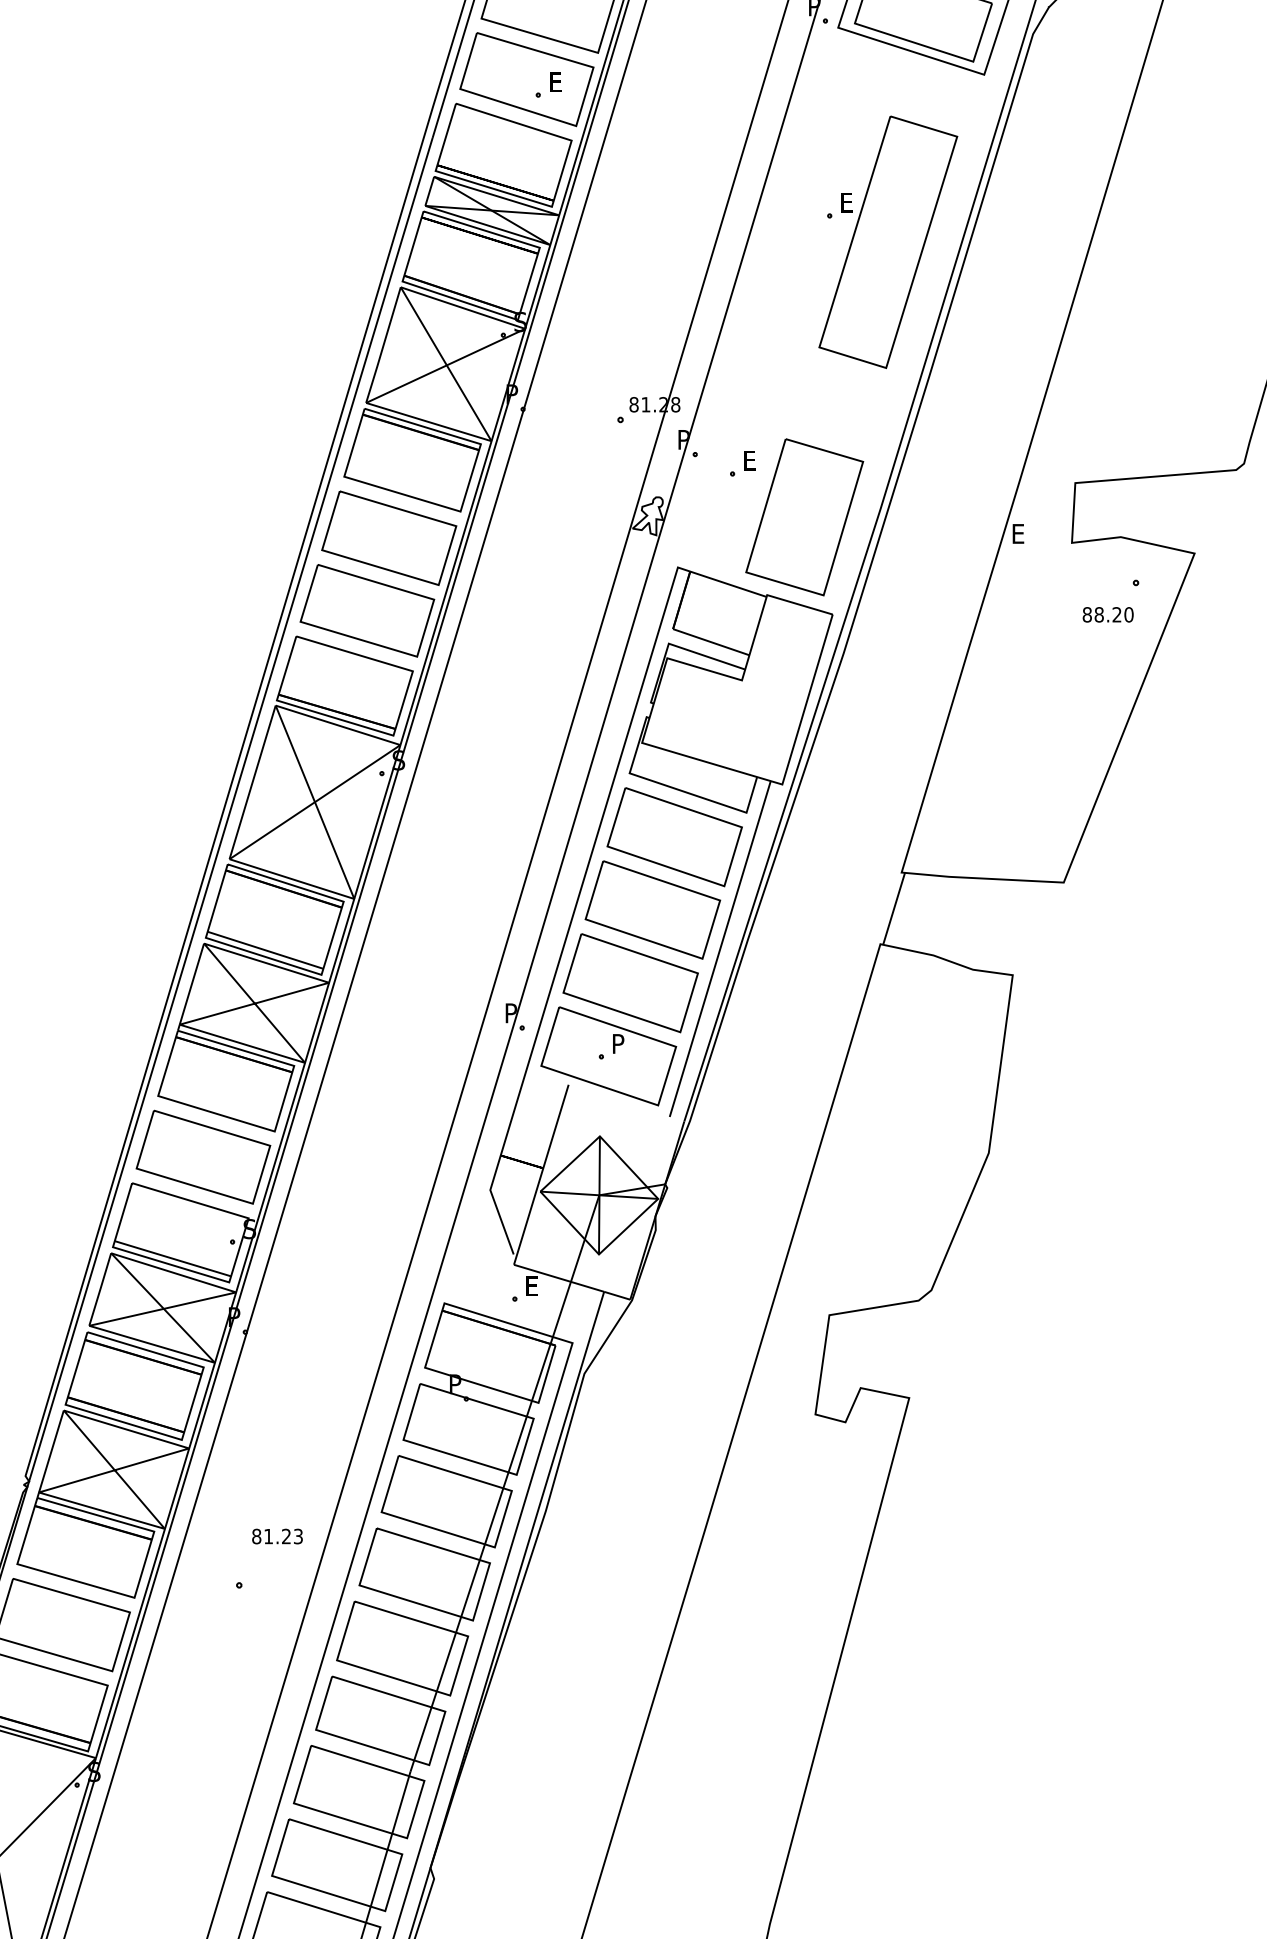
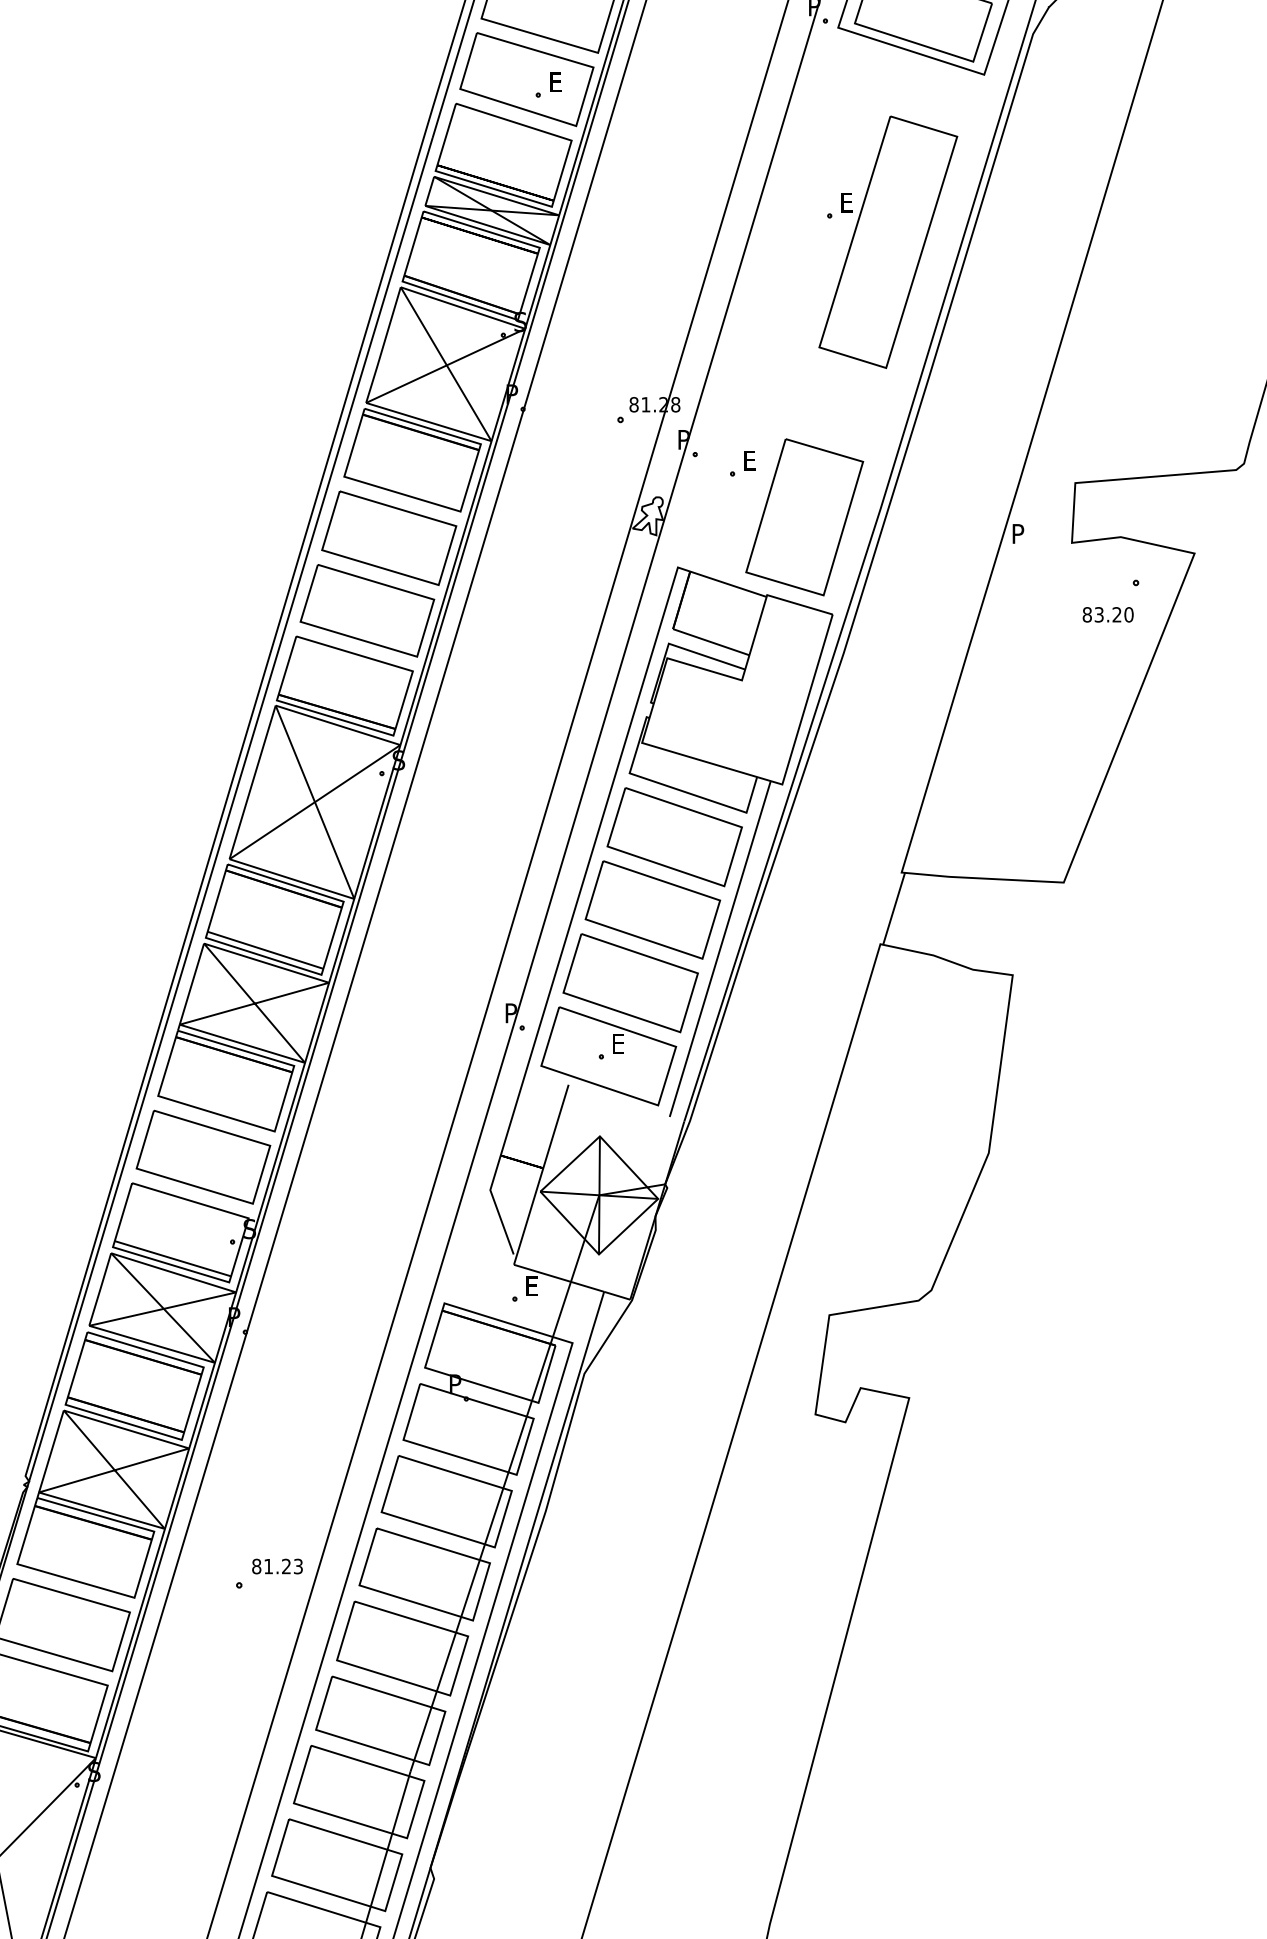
text: E -> P (1019, 533)
text: 88.20 -> 83.20 (1098, 614)
text: P -> E (618, 1043)
text position: (277, 1536) -> (277, 1566) (277, 1566)
